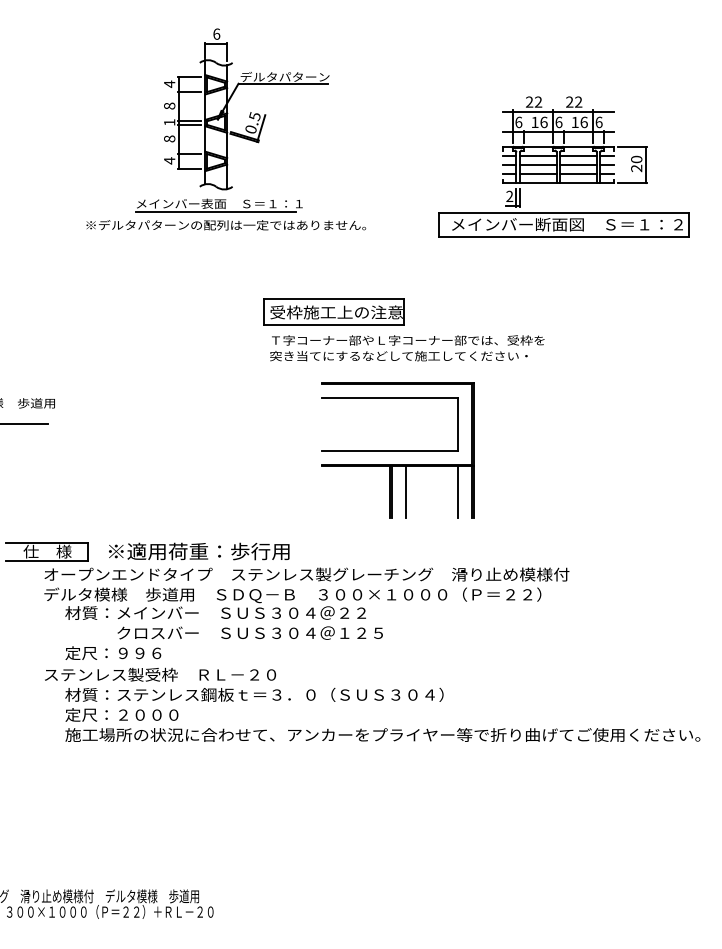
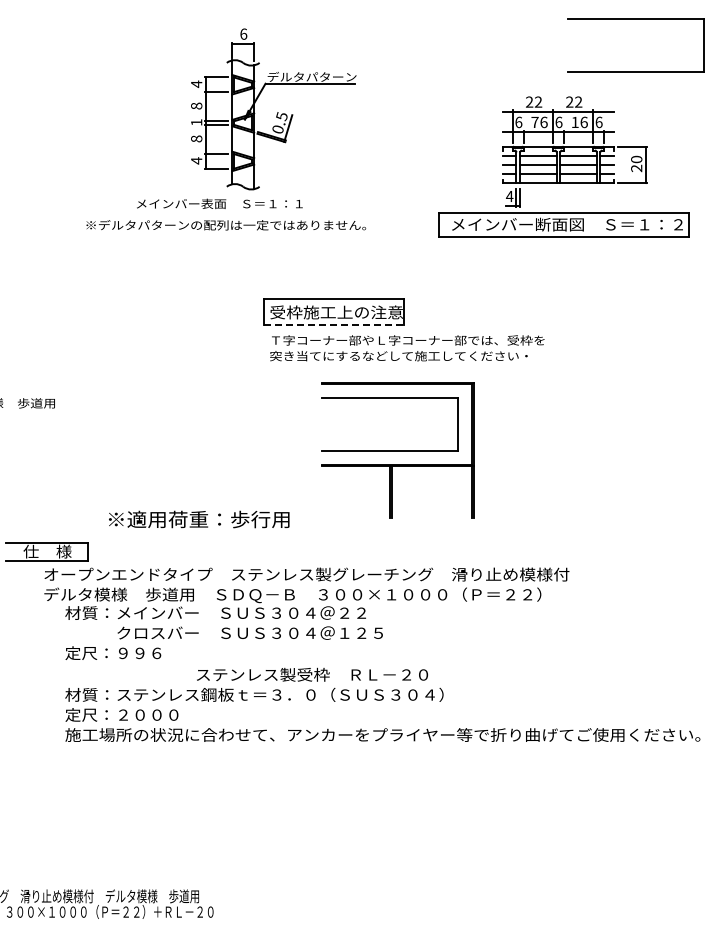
part: none -> present (635, 19)
part position: (246, 109) -> (273, 109) (273, 109)
text: 16 -> 76 (534, 121)
text: 2 -> 4 (509, 195)
line: present -> none (216, 212)
line: solid -> dashed (334, 325)
line: present -> none (25, 423)
line: present -> none (405, 492)
line: present -> none (457, 492)
text position: (199, 551) -> (199, 519) (199, 519)
text position: (160, 674) -> (312, 674) (312, 674)
